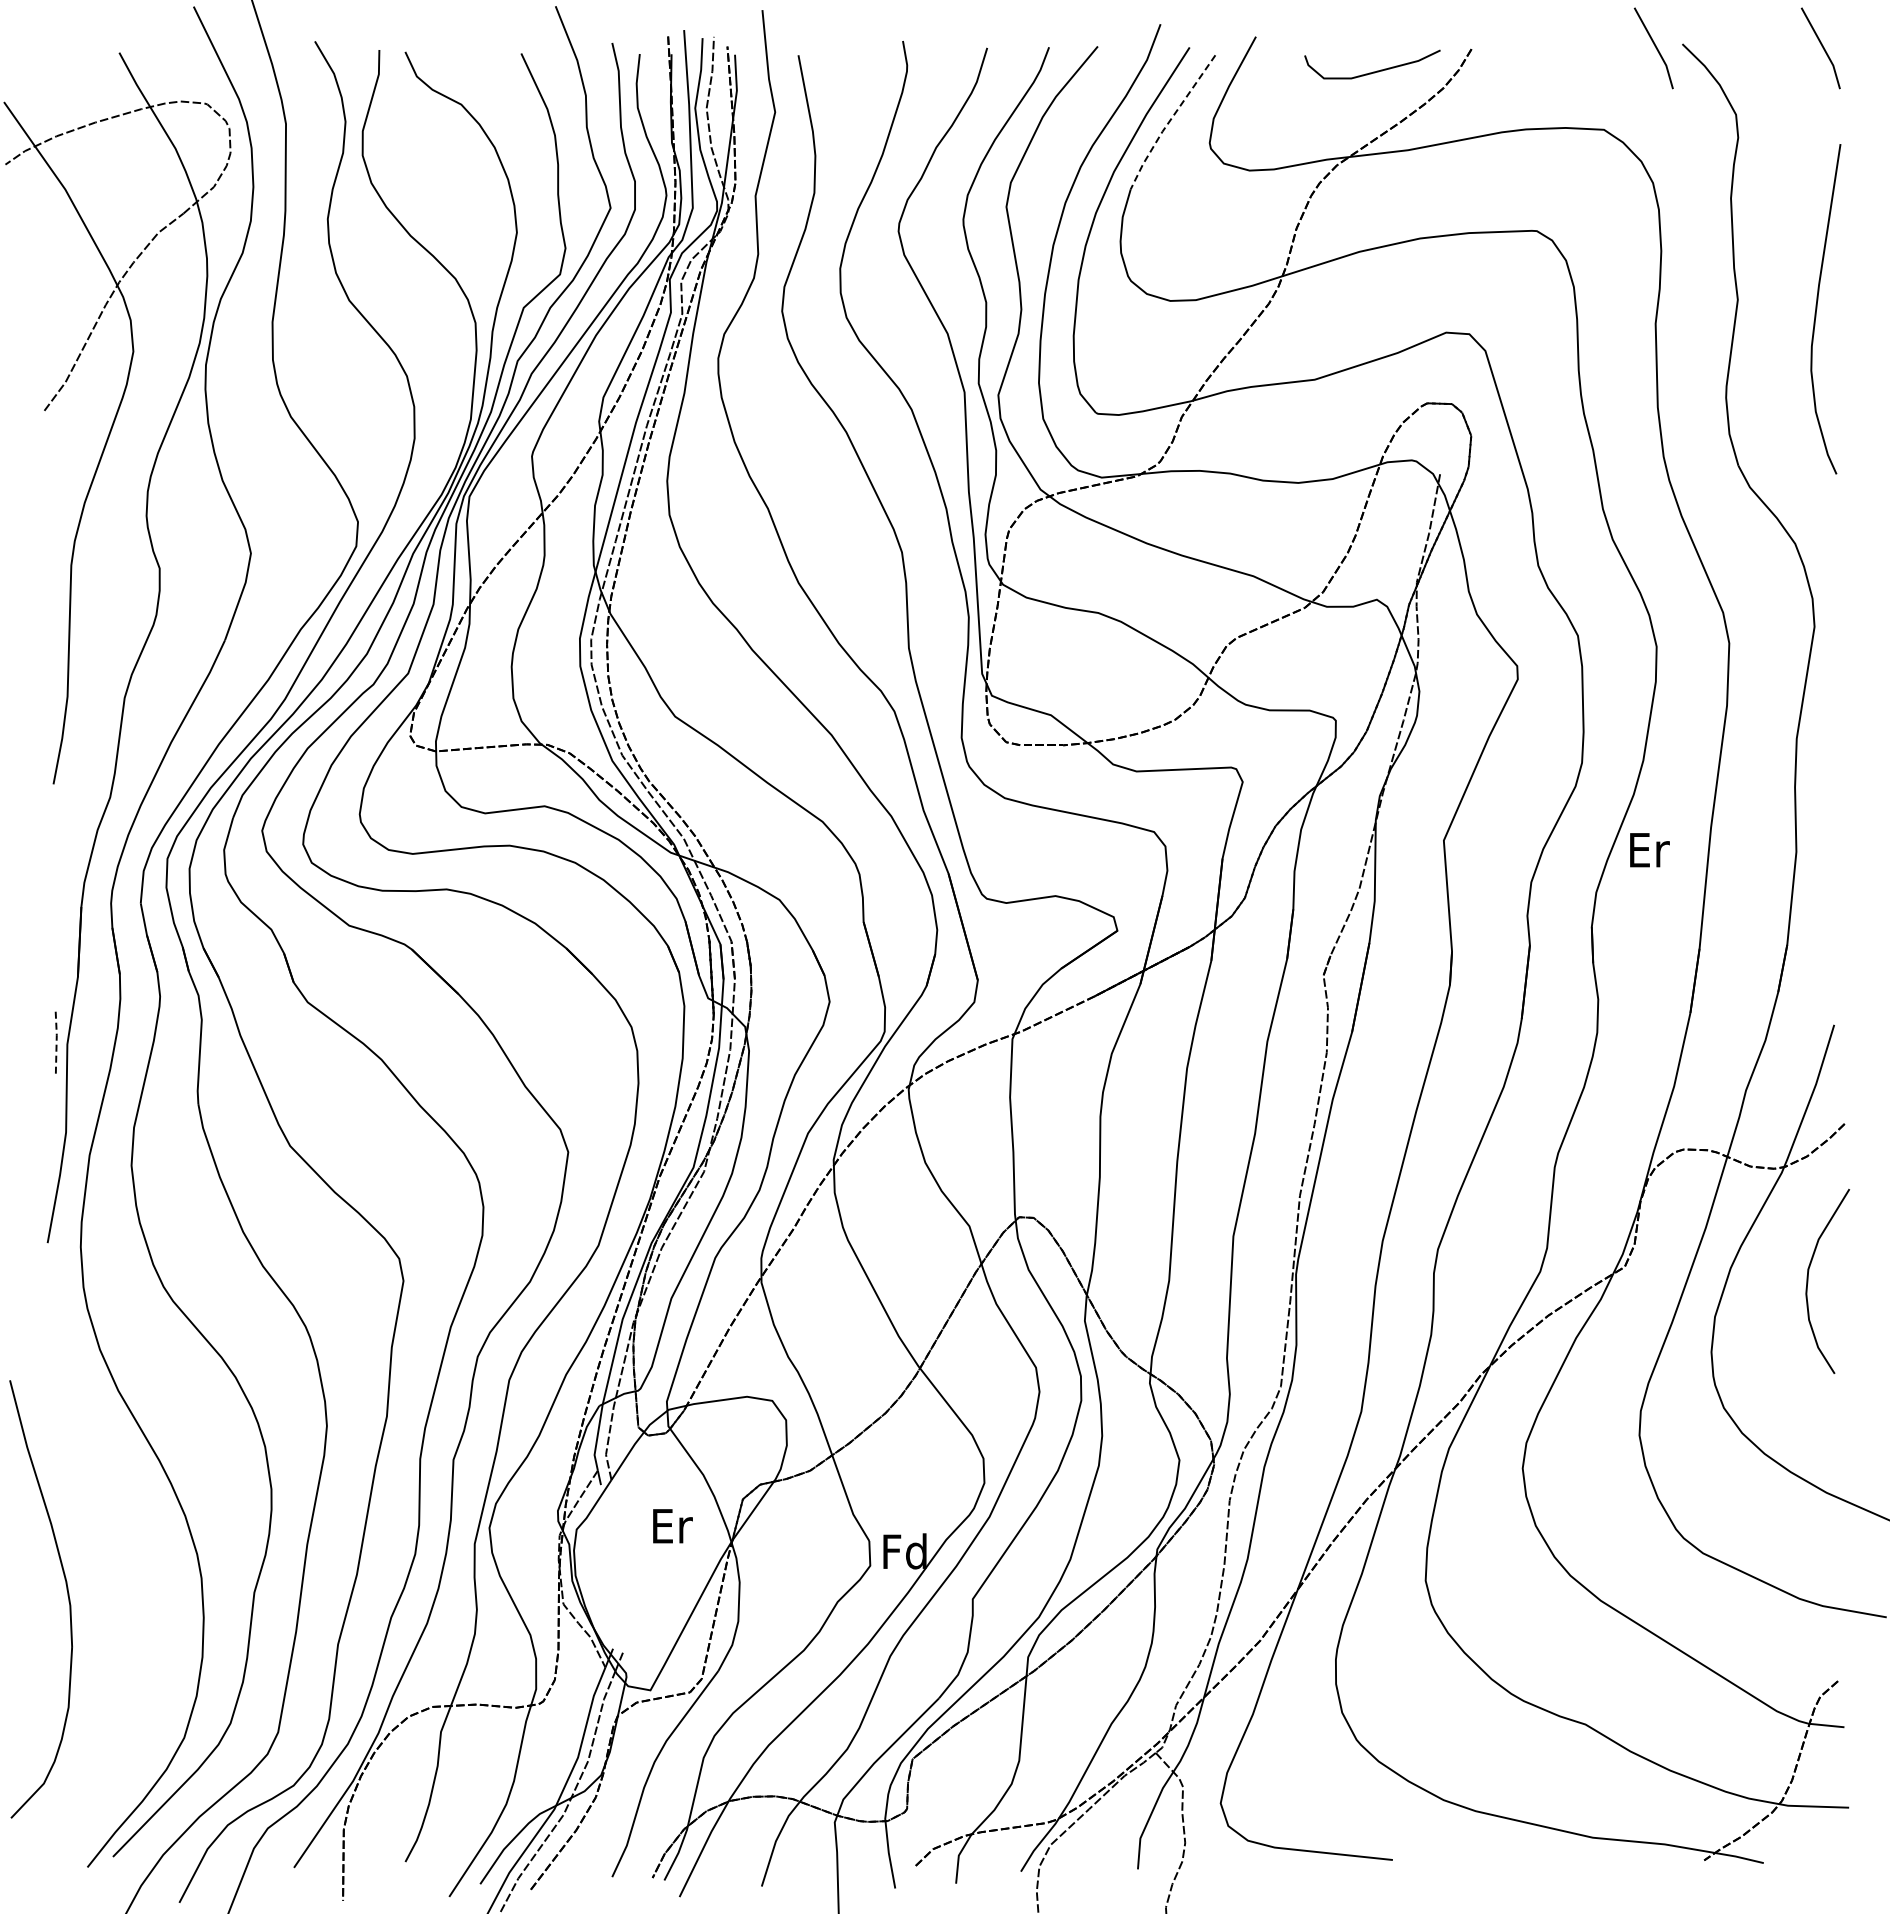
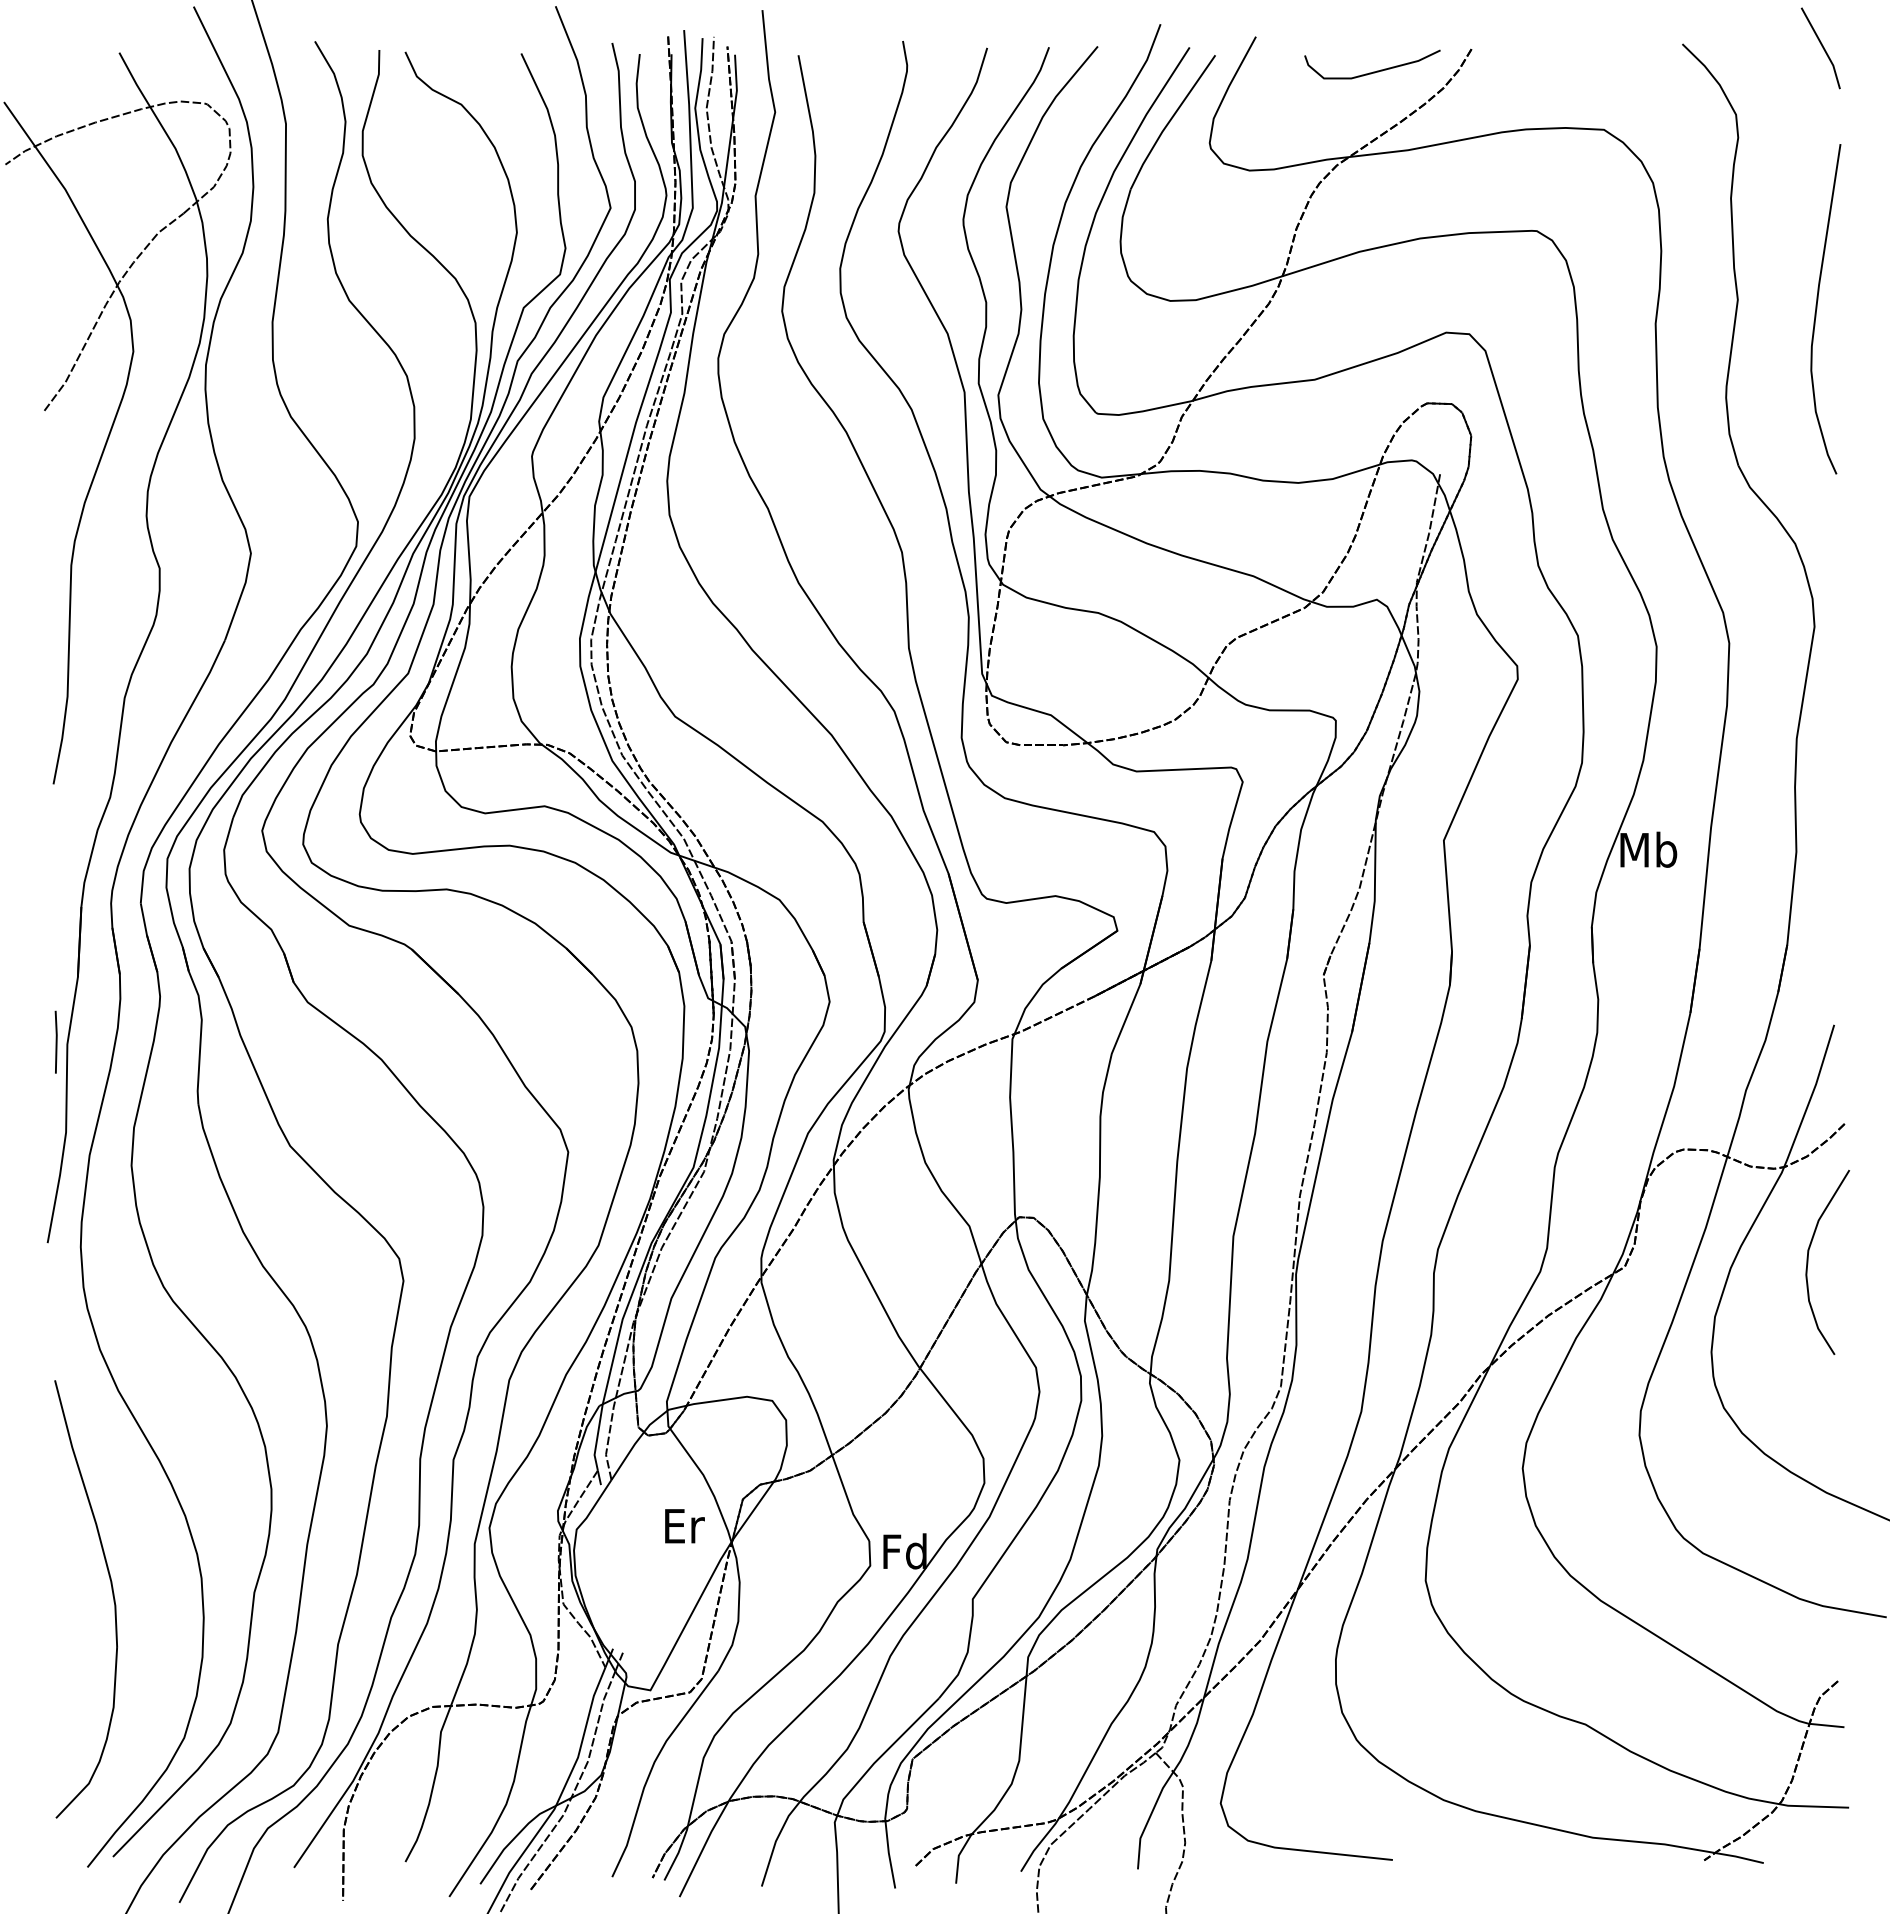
line: present -> none (1655, 48)
line: dashed -> solid (1169, 121)
text: Er -> Mb (1648, 849)
line: dashed -> solid (56, 1041)
curve position: (1808, 1280) -> (1808, 1261) (1808, 1261)
text position: (672, 1526) -> (684, 1526) (684, 1526)
part position: (67, 1596) -> (112, 1596) (112, 1596)
